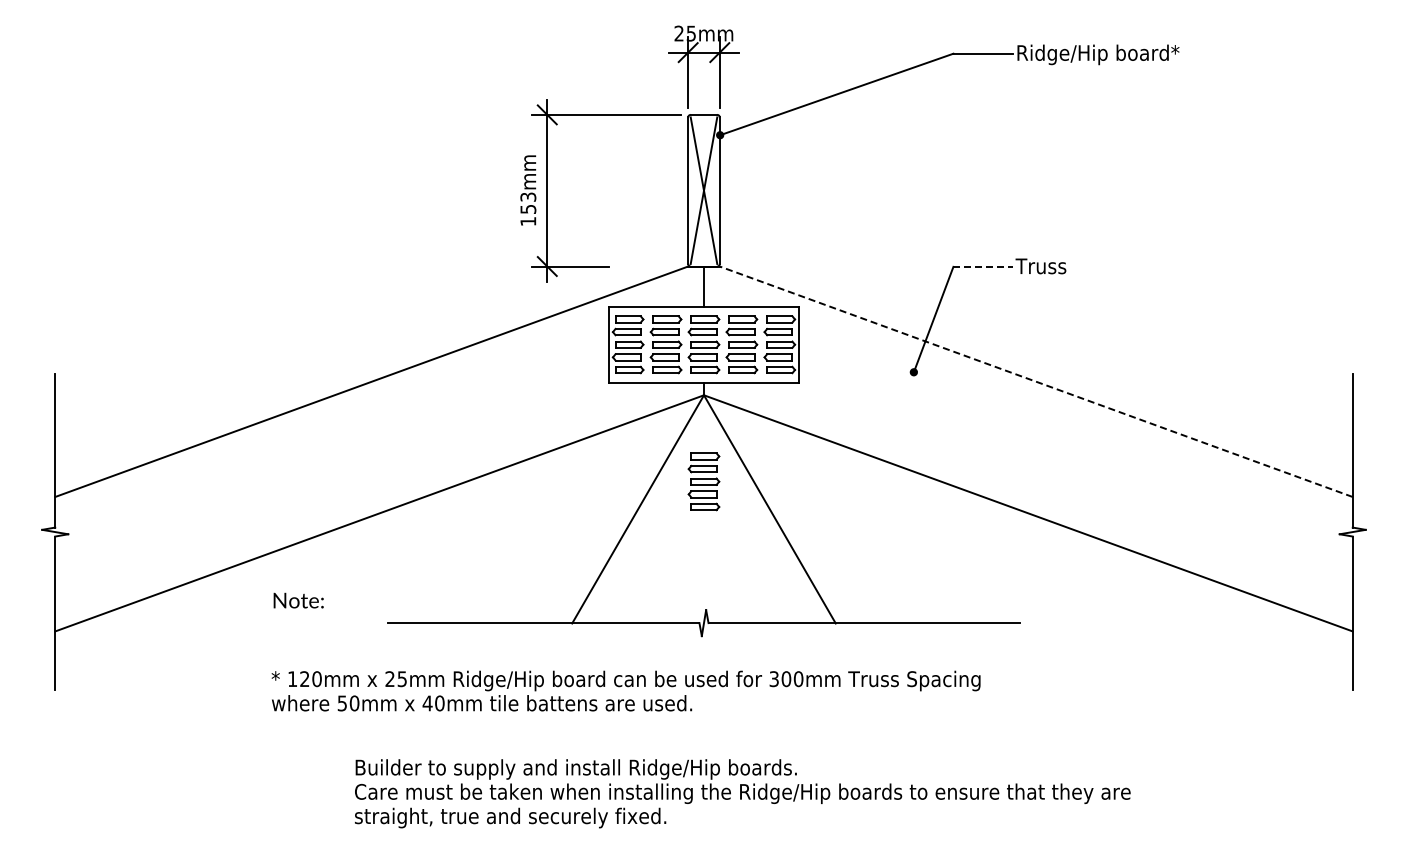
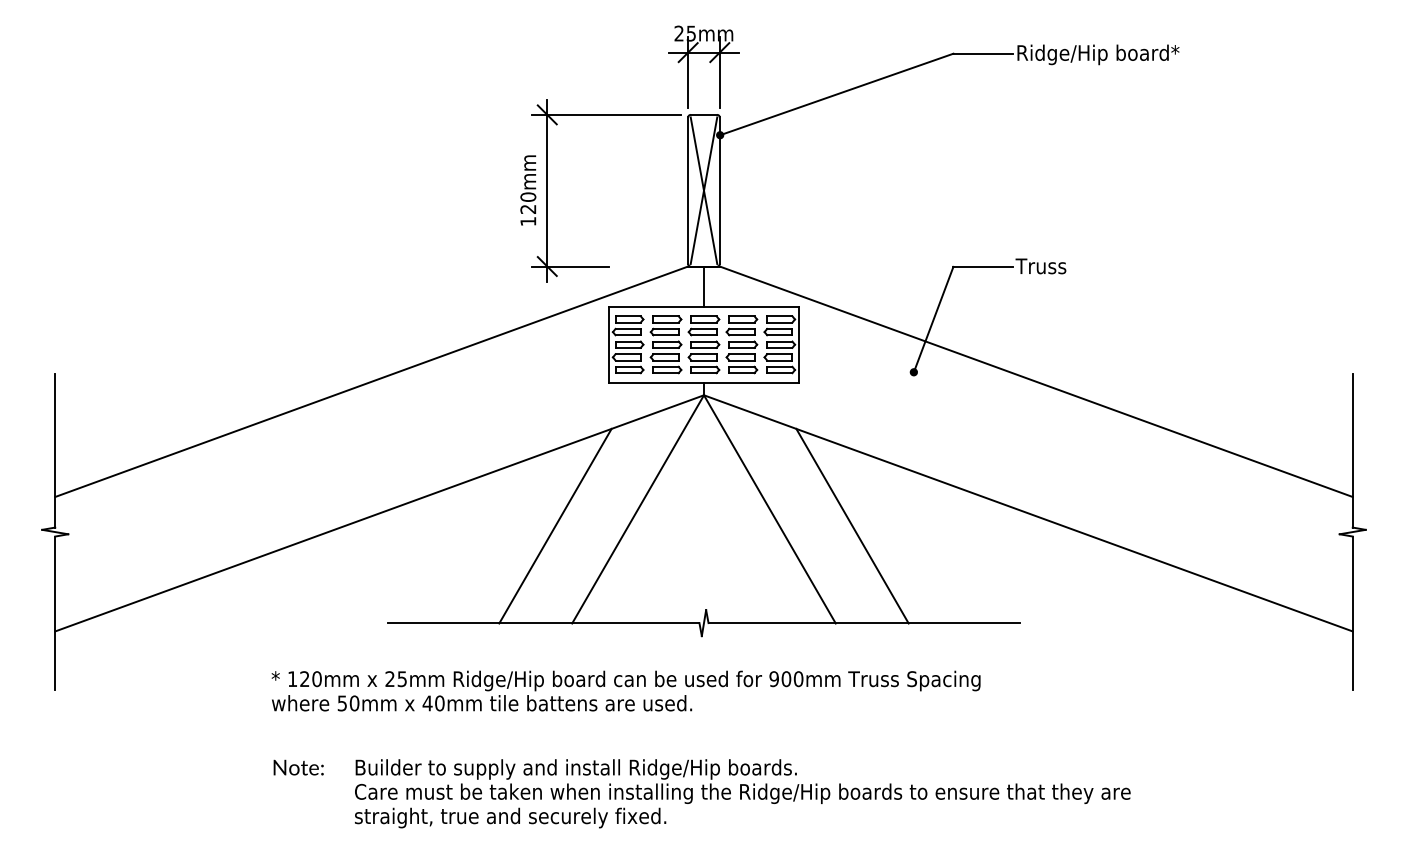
text: 153mm -> 120mm (528, 202)
line: dashed -> solid (983, 266)
line: dashed -> solid (1036, 381)
part: present -> none (703, 481)
line: none -> present (555, 525)
line: none -> present (852, 525)
text position: (298, 600) -> (298, 767) (298, 767)
text: 300mm -> 900mm (773, 678)
